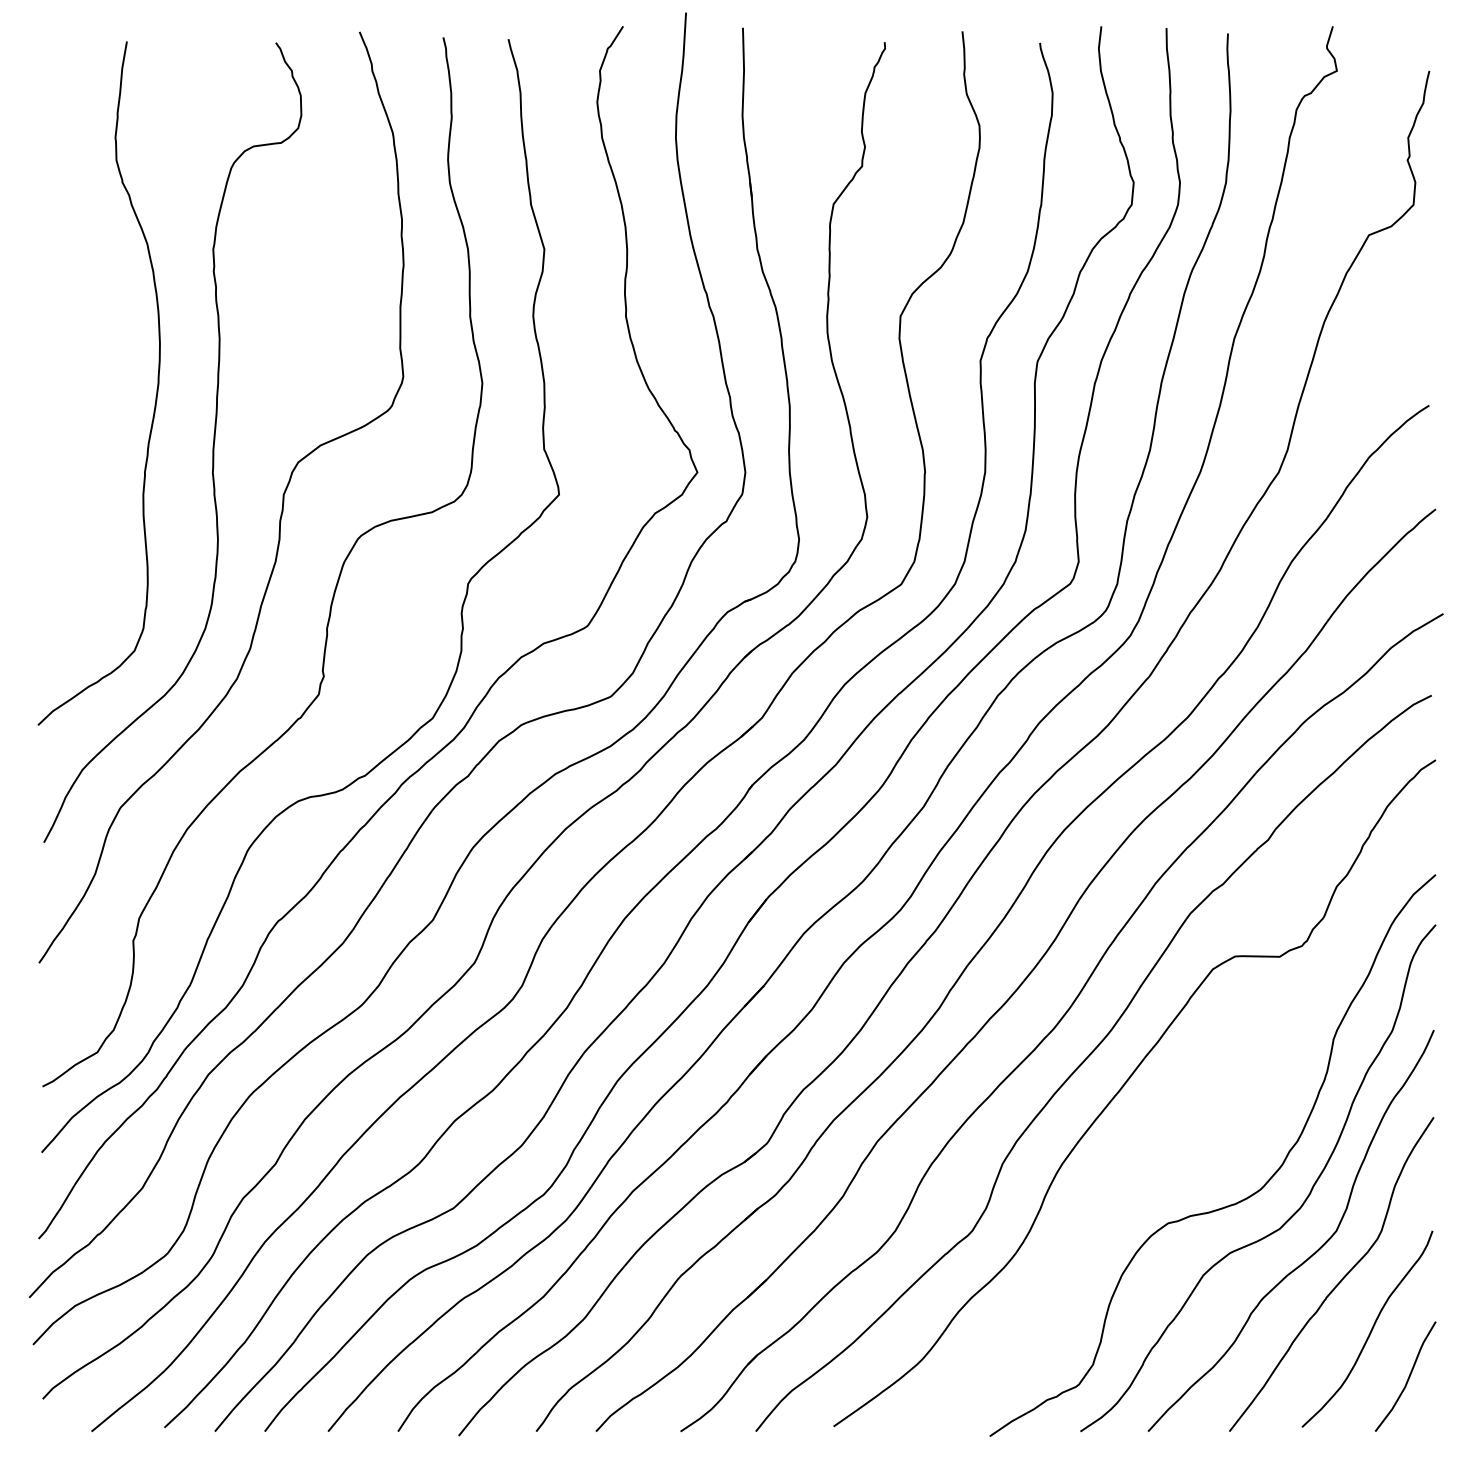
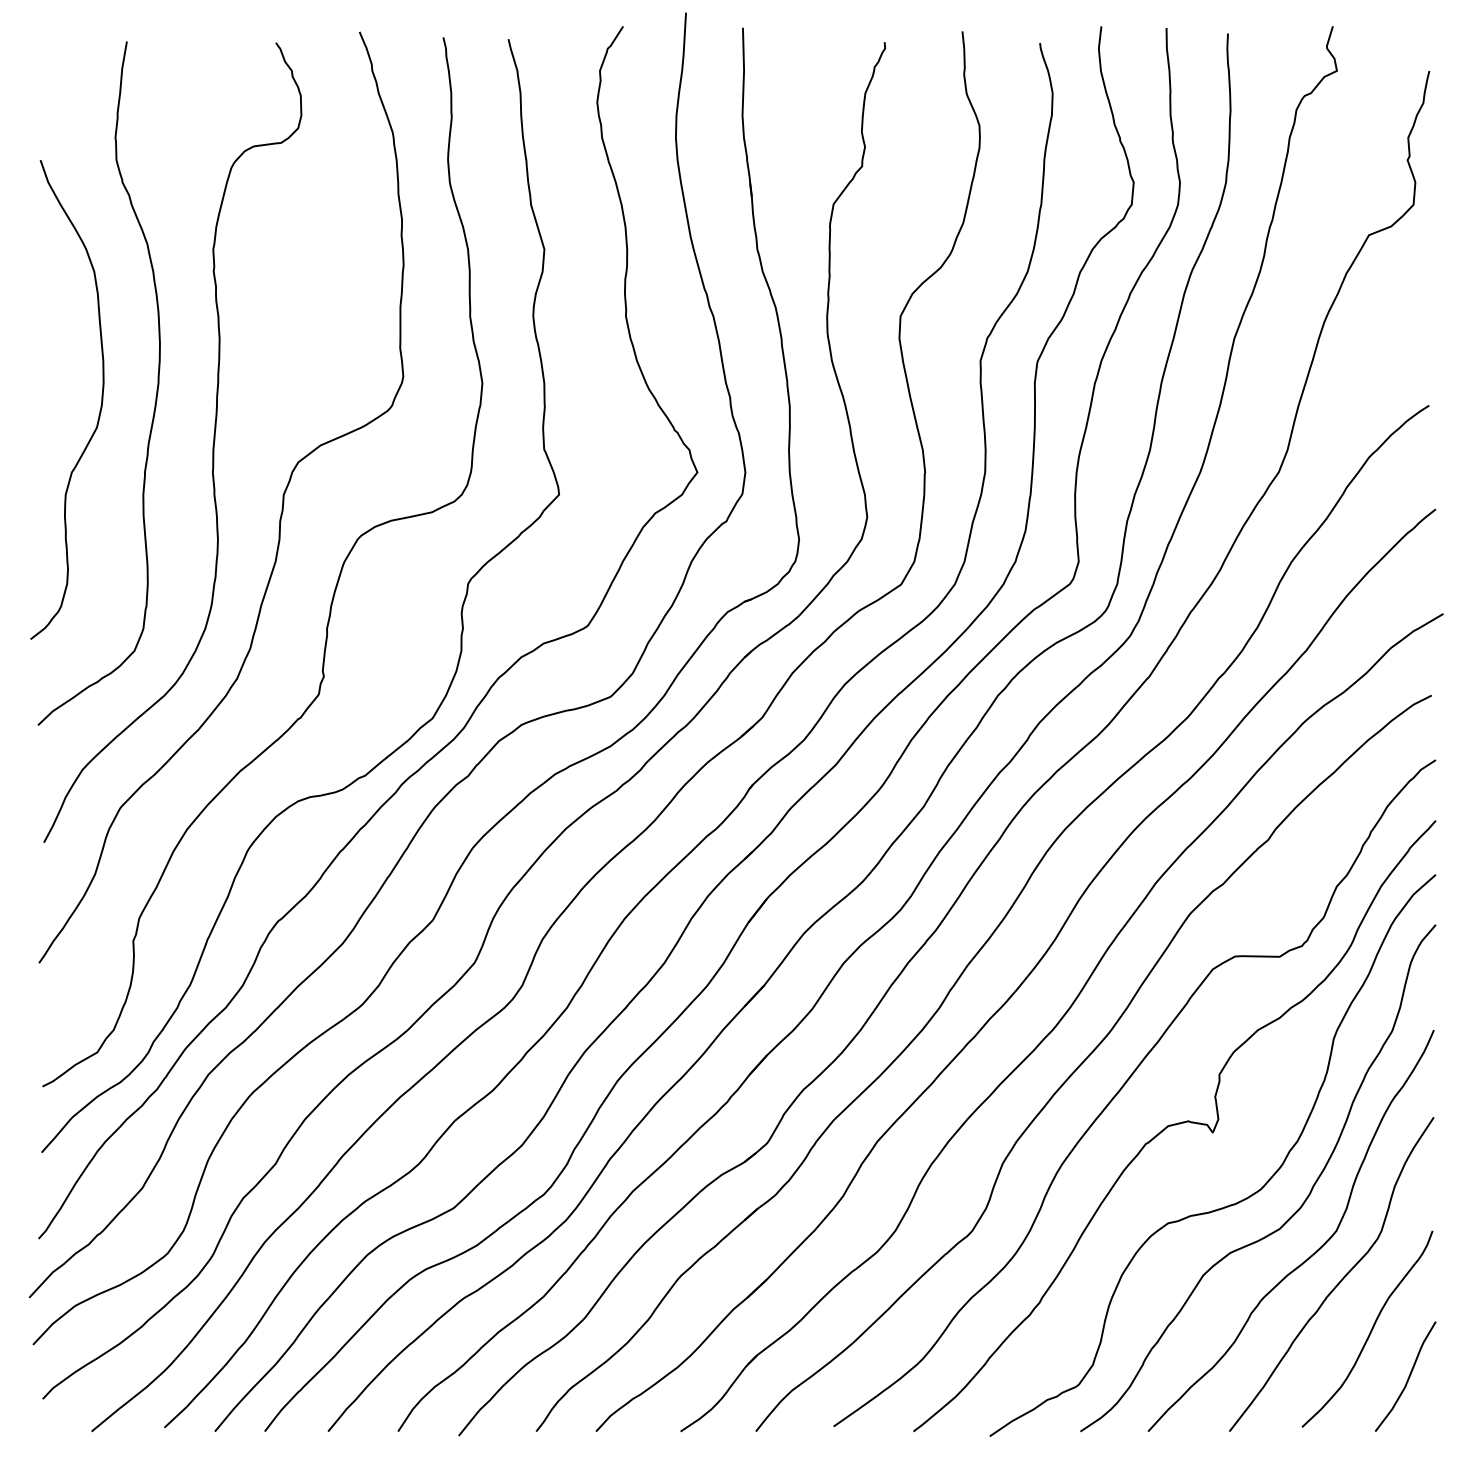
curve: none -> present (100, 406)
curve: none -> present (1174, 1125)
